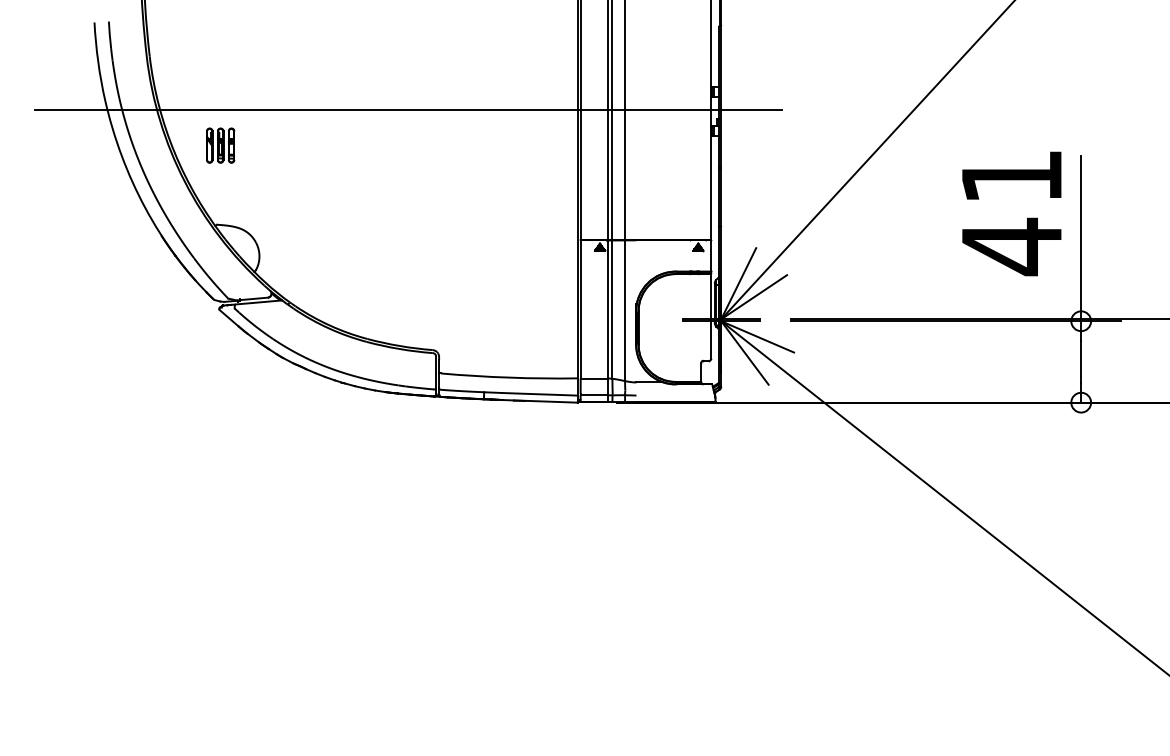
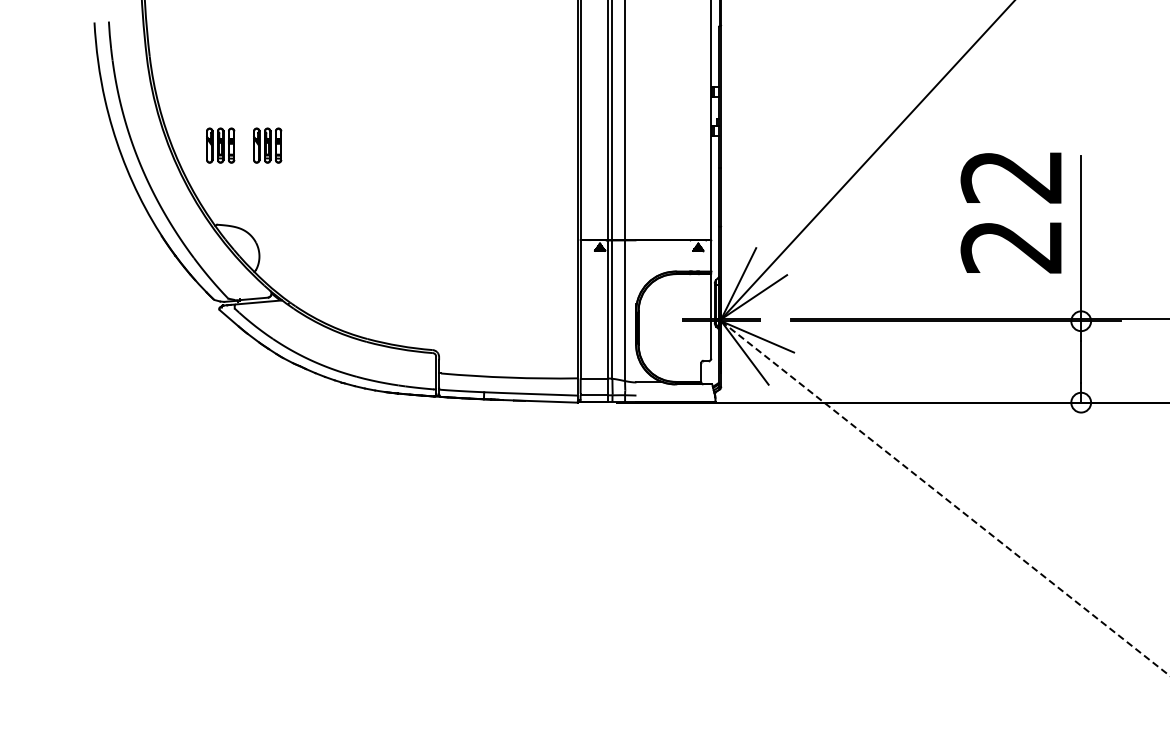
line: present -> none (408, 110)
part: none -> present (267, 145)
text: 41 -> 22 (1010, 213)
line: solid -> dashed (945, 498)
